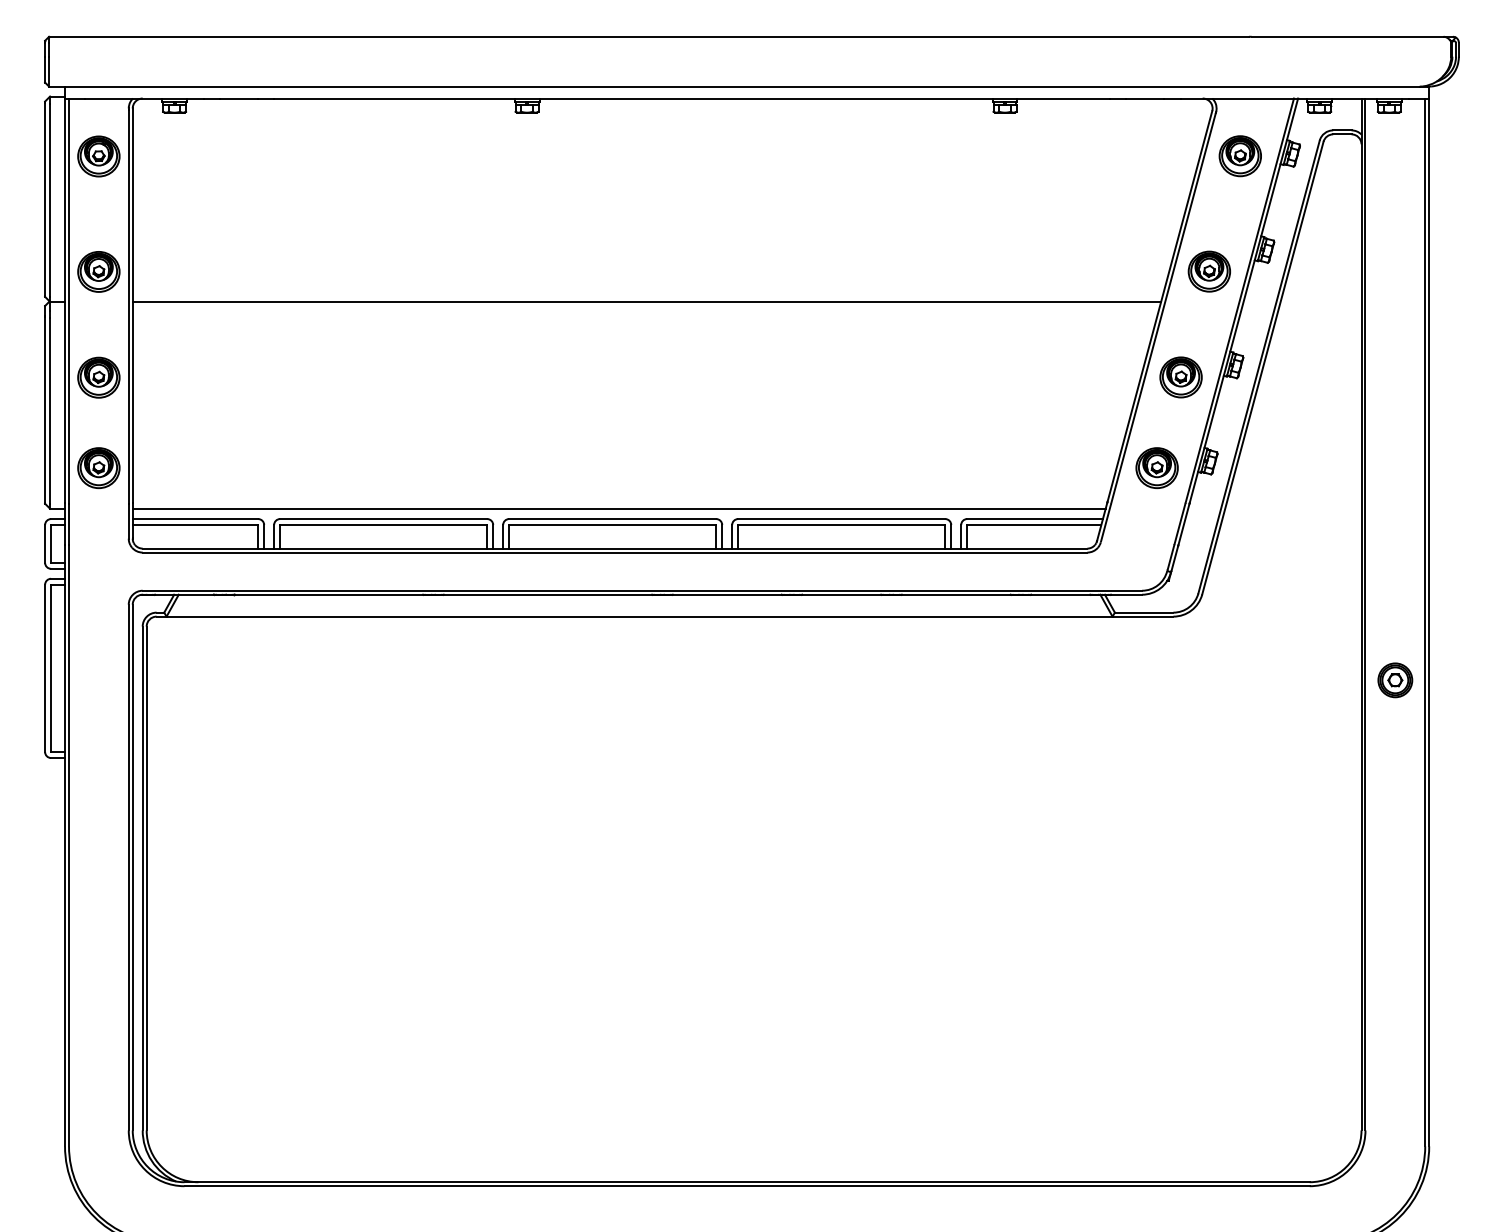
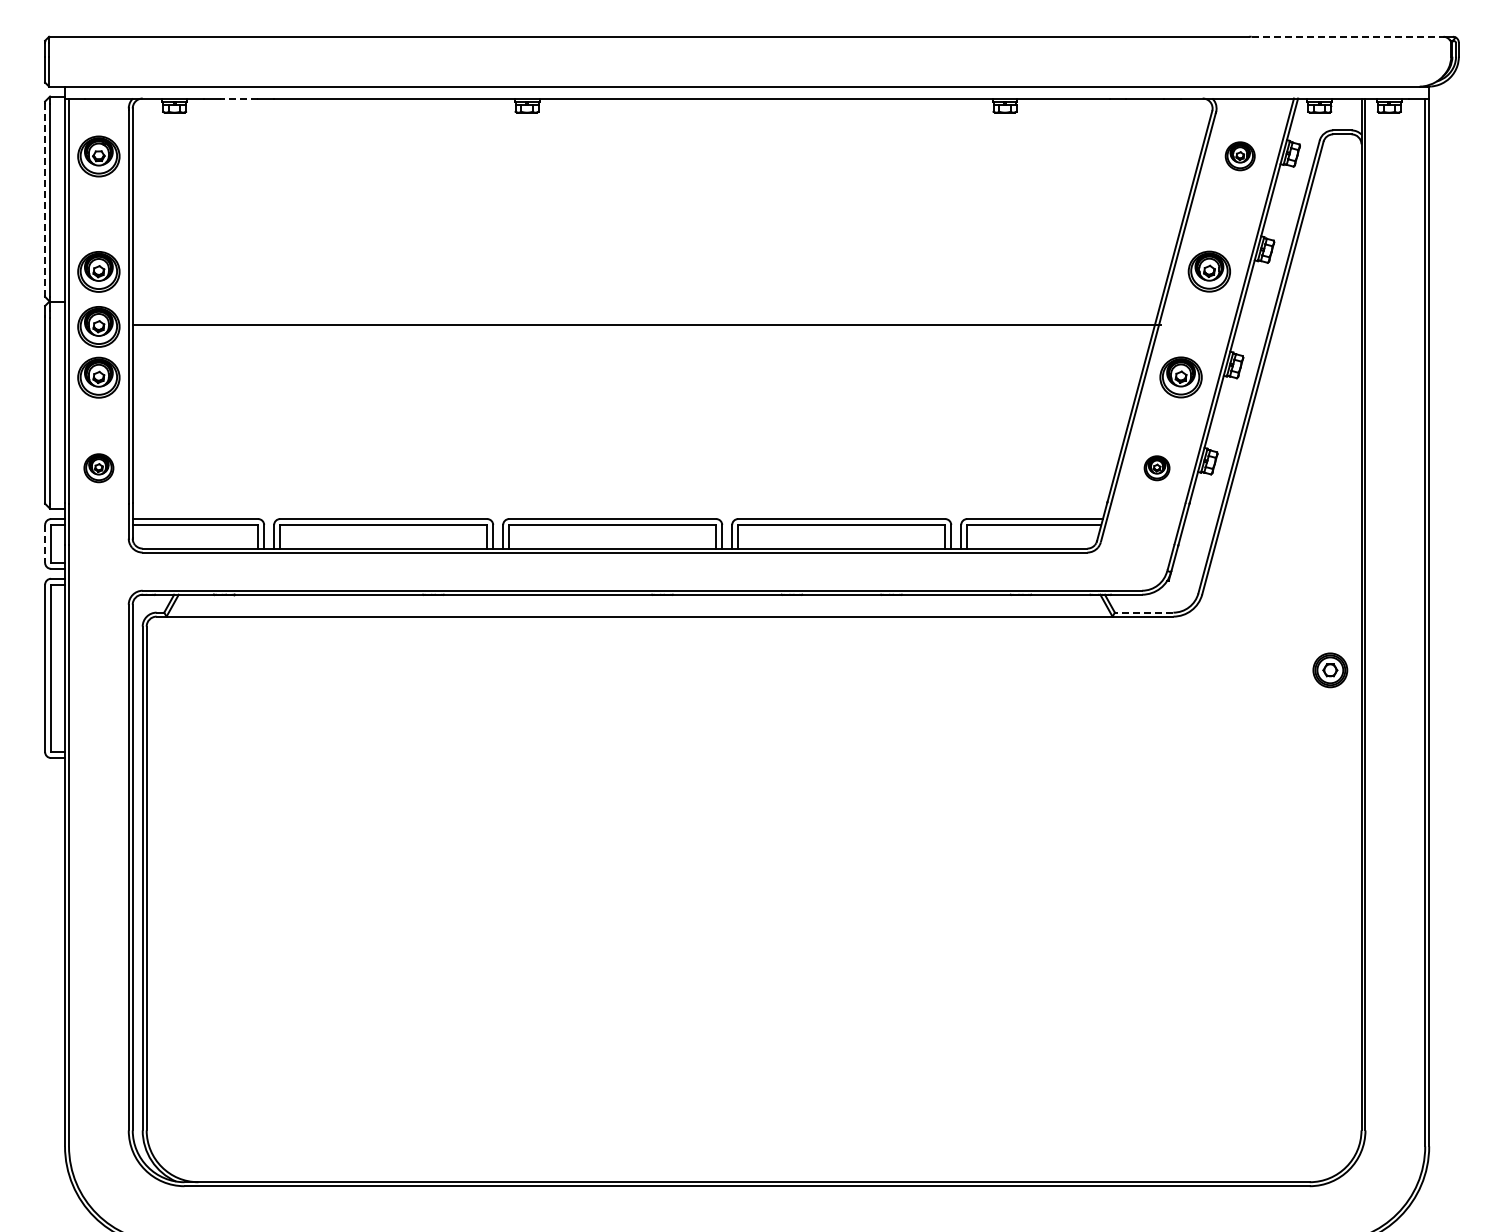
line: solid -> dashed (1347, 36)
line: solid -> dashed (239, 98)
part size: 44x43 px -> 32x31 px (1239, 156)
line: solid -> dashed (45, 199)
line position: (646, 301) -> (646, 324) (646, 324)
part: none -> present (98, 326)
part size: 44x43 px -> 32x31 px (98, 468)
part size: 44x43 px -> 28x27 px (1156, 468)
line: present -> none (618, 508)
line: solid -> dashed (45, 543)
line: solid -> dashed (1143, 612)
part position: (1395, 680) -> (1330, 670) (1330, 670)
